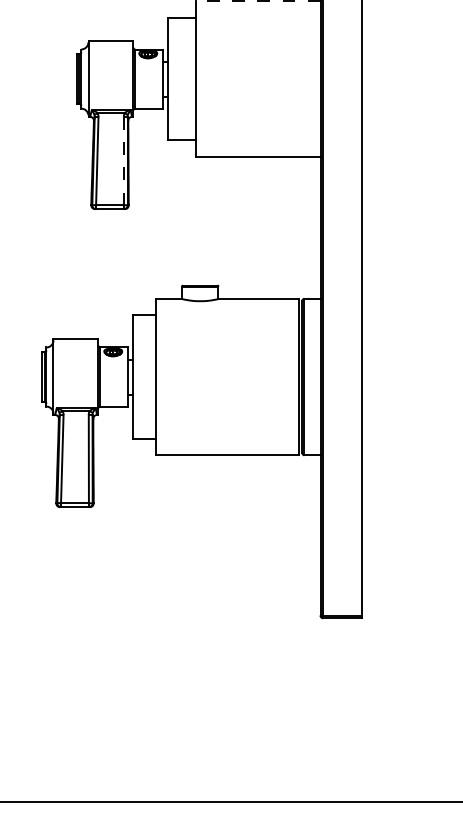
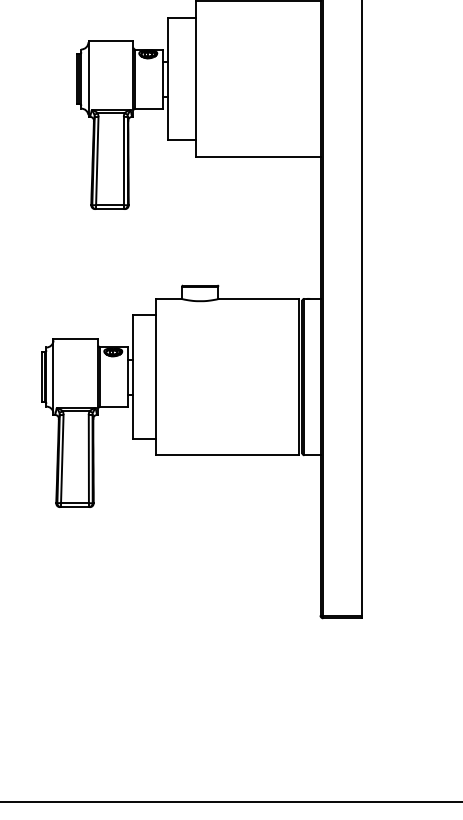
line: dashed -> solid (257, 0)
line: dashed -> solid (123, 161)
